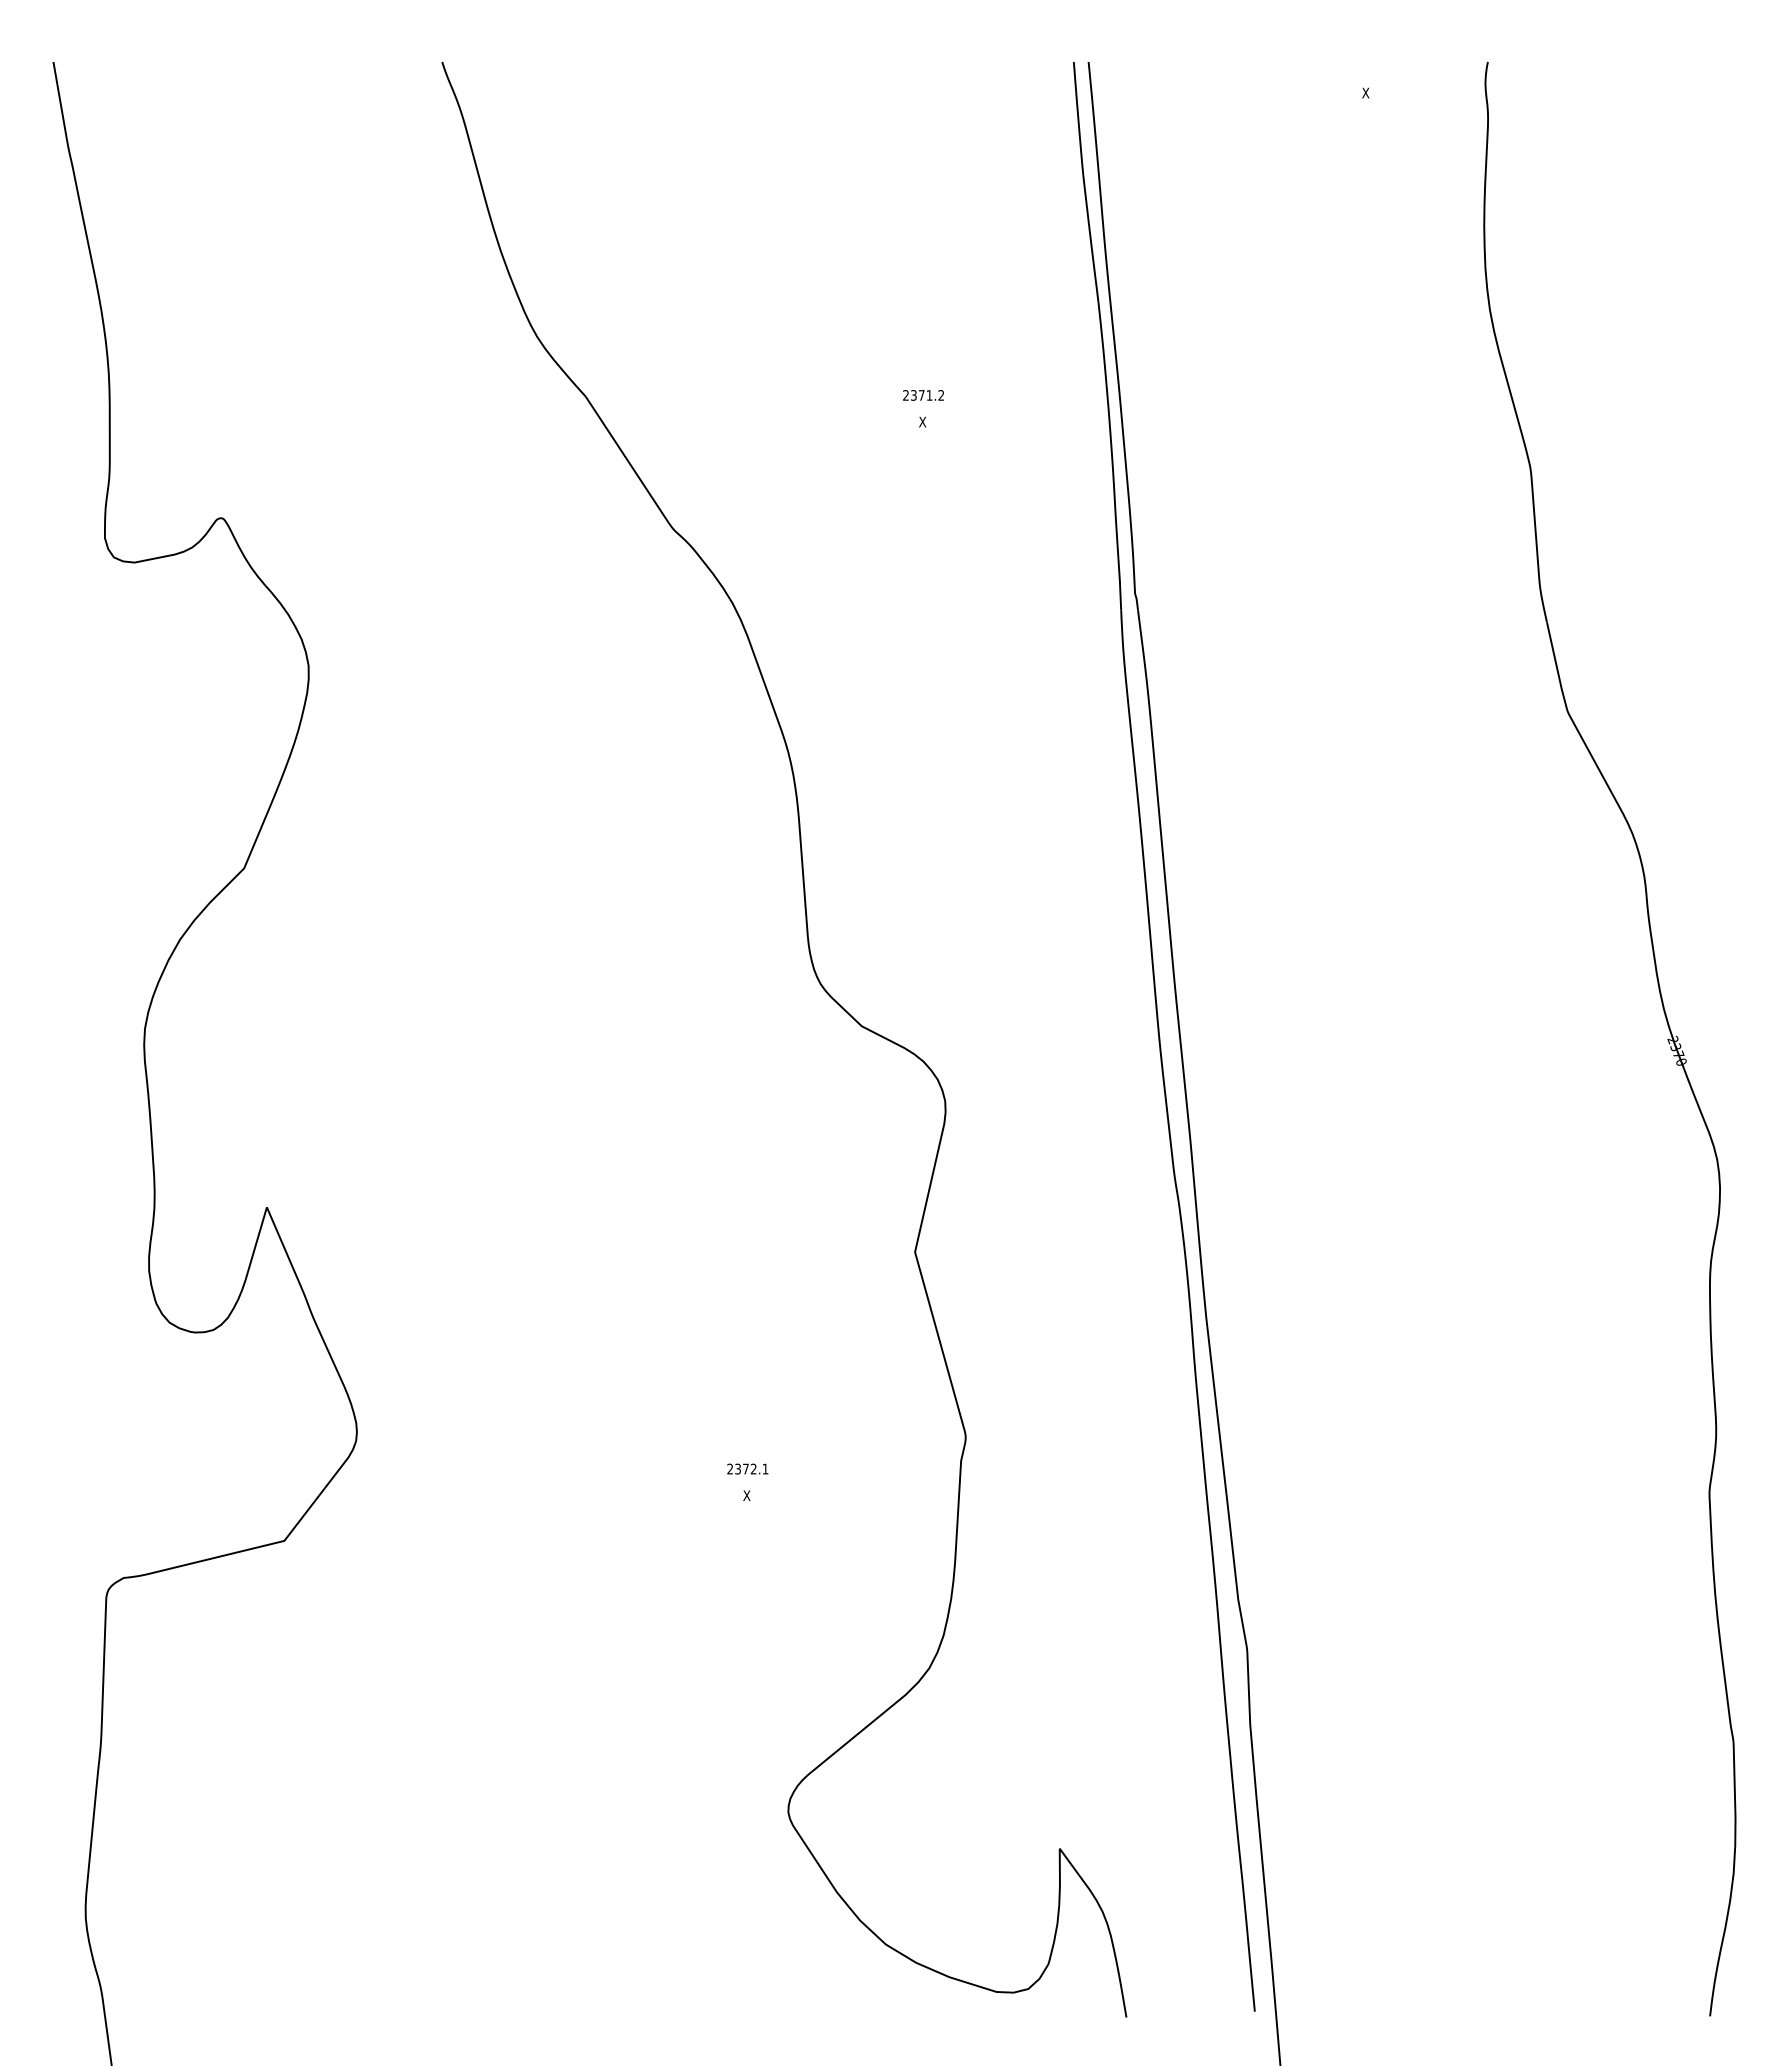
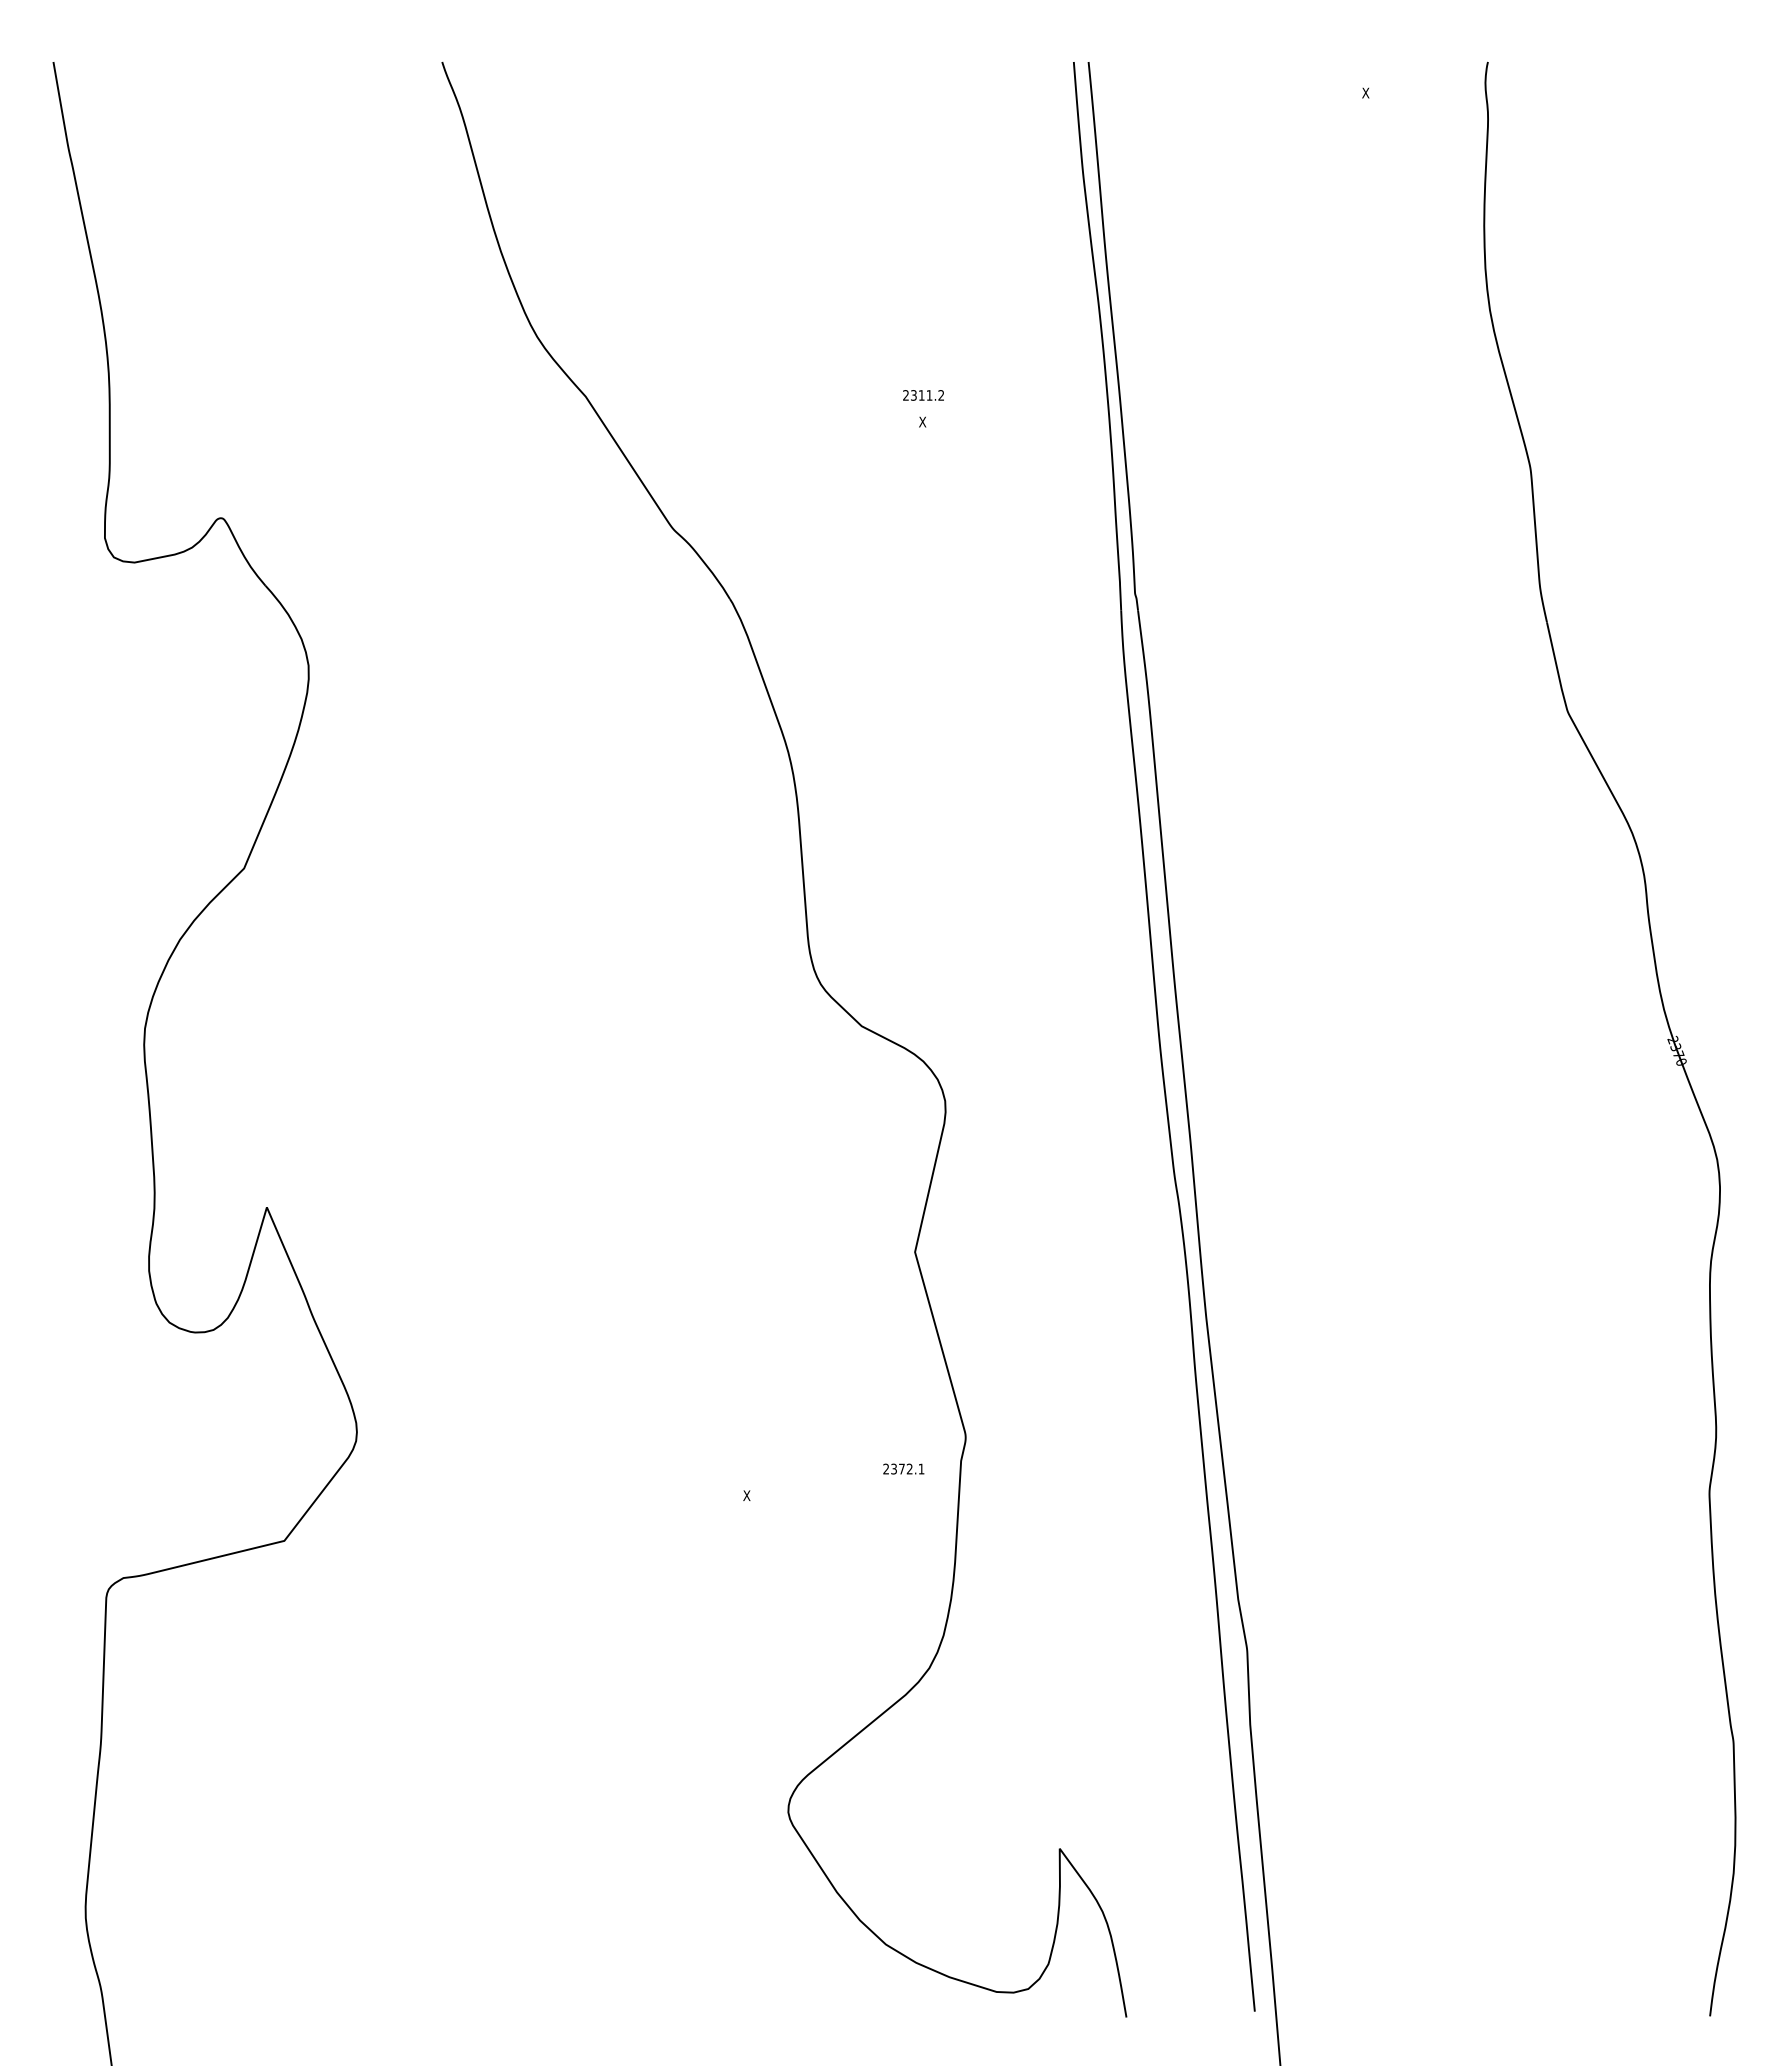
text: 2371.2 -> 2311.2 (921, 395)
text position: (747, 1468) -> (903, 1468) (903, 1468)
